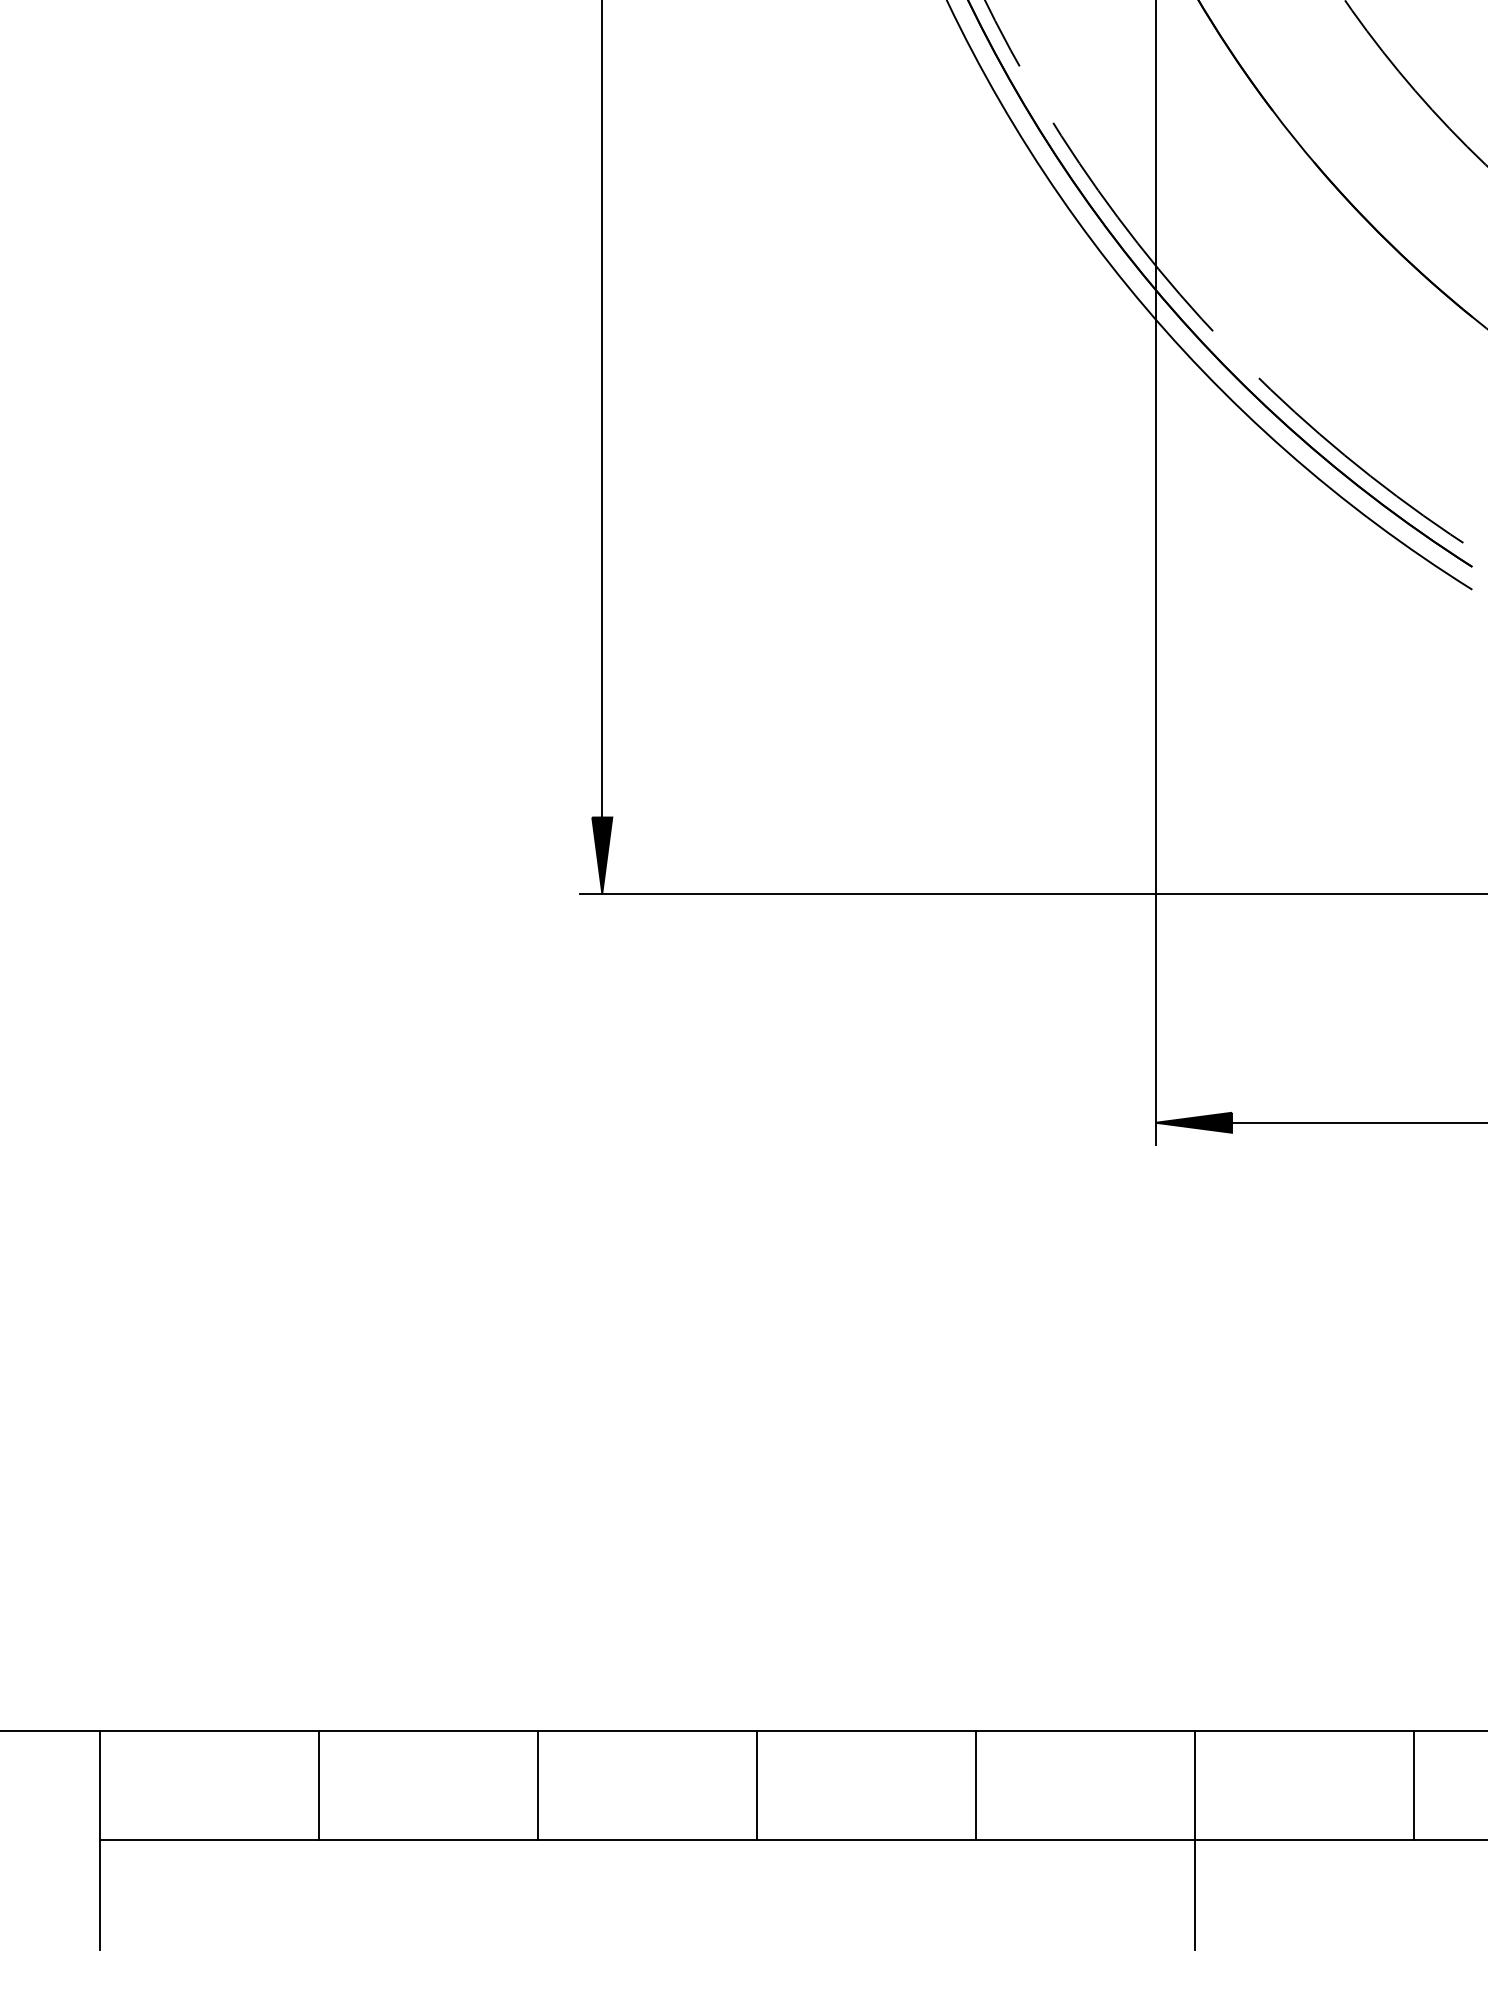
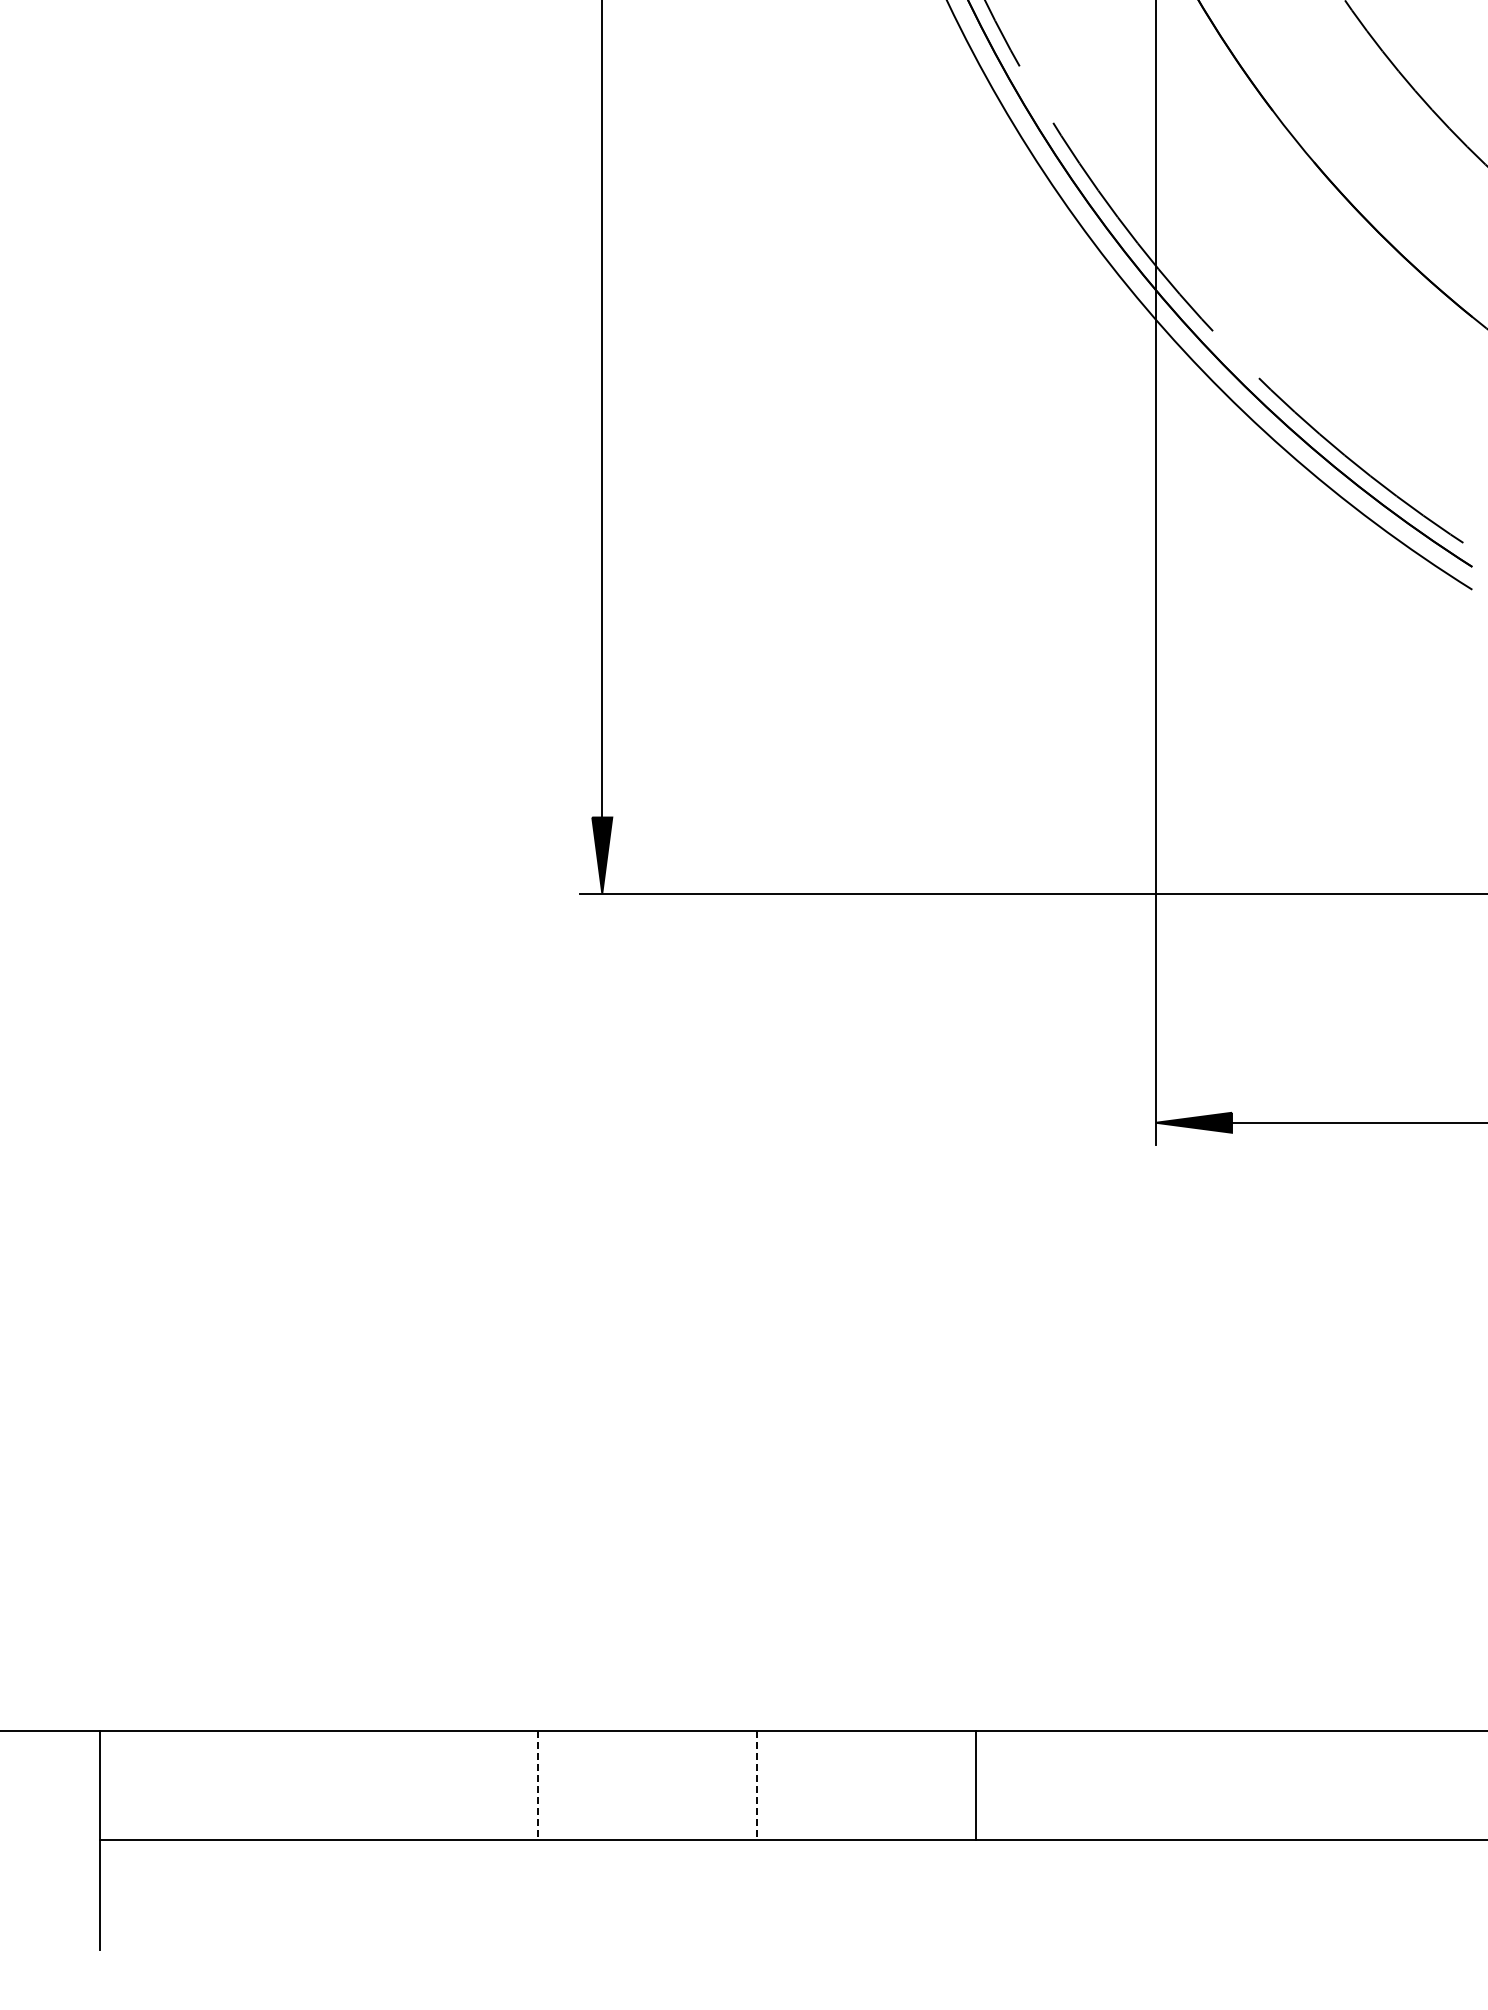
line: present -> none (318, 1785)
line: solid -> dashed (537, 1785)
line: solid -> dashed (756, 1785)
line: present -> none (1414, 1785)
line: present -> none (1195, 1839)
